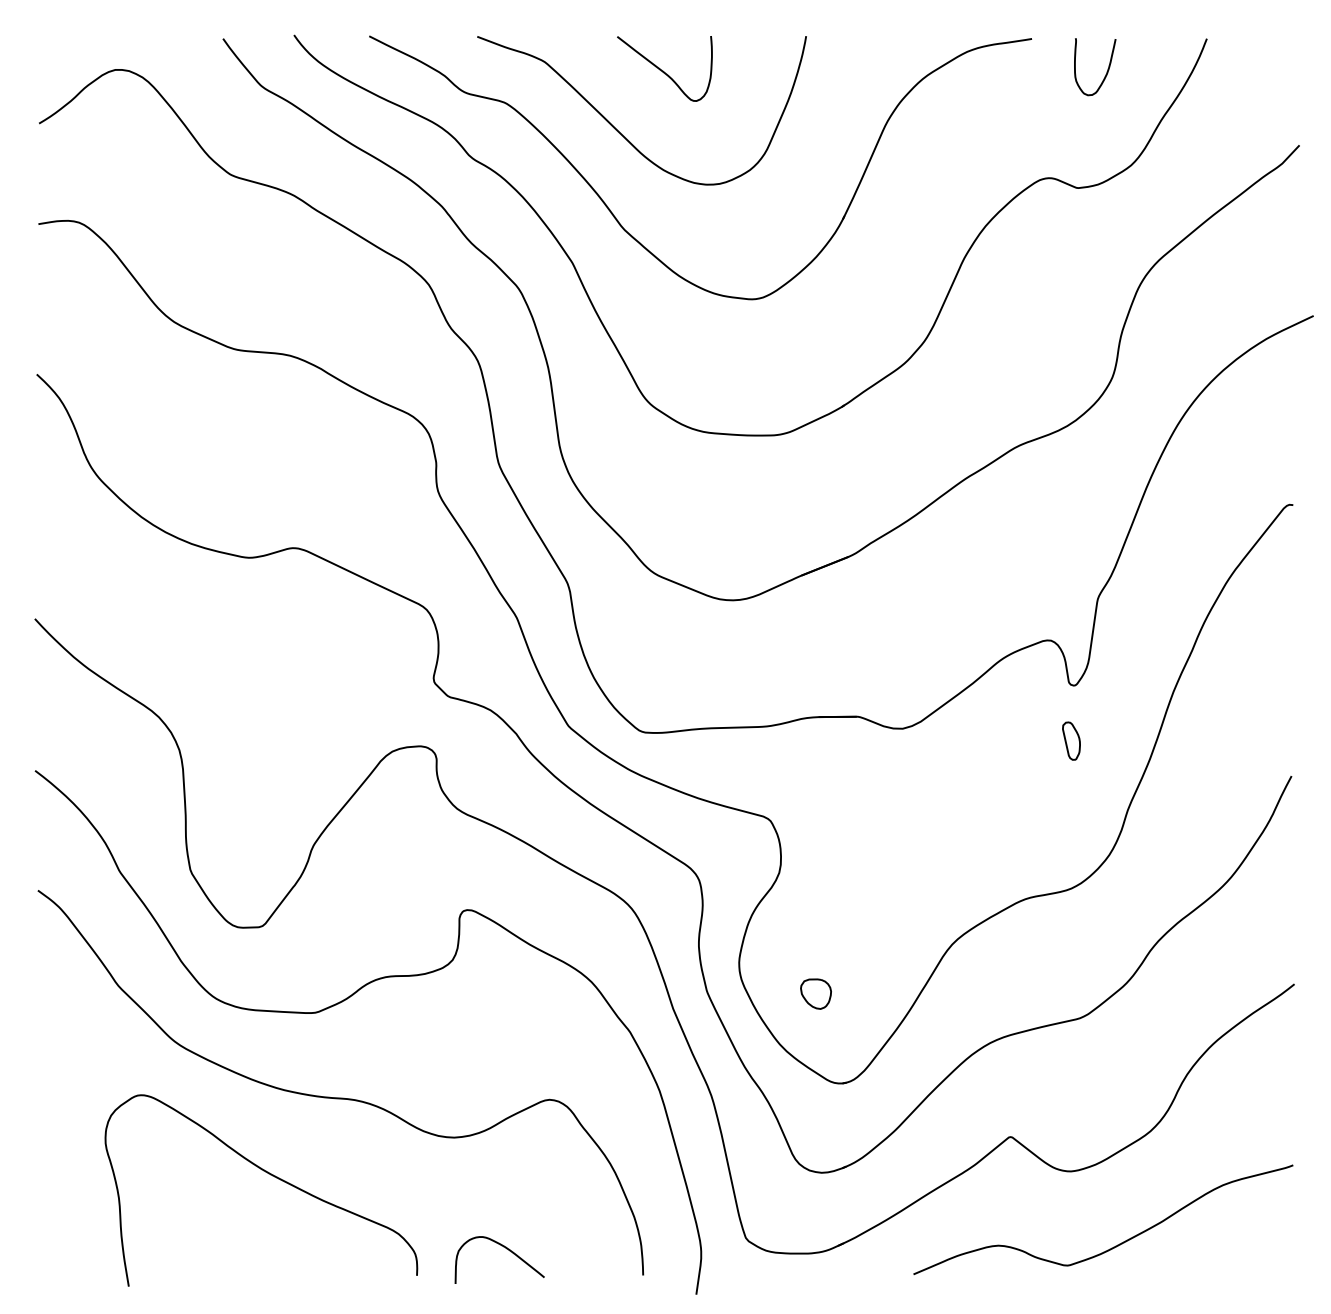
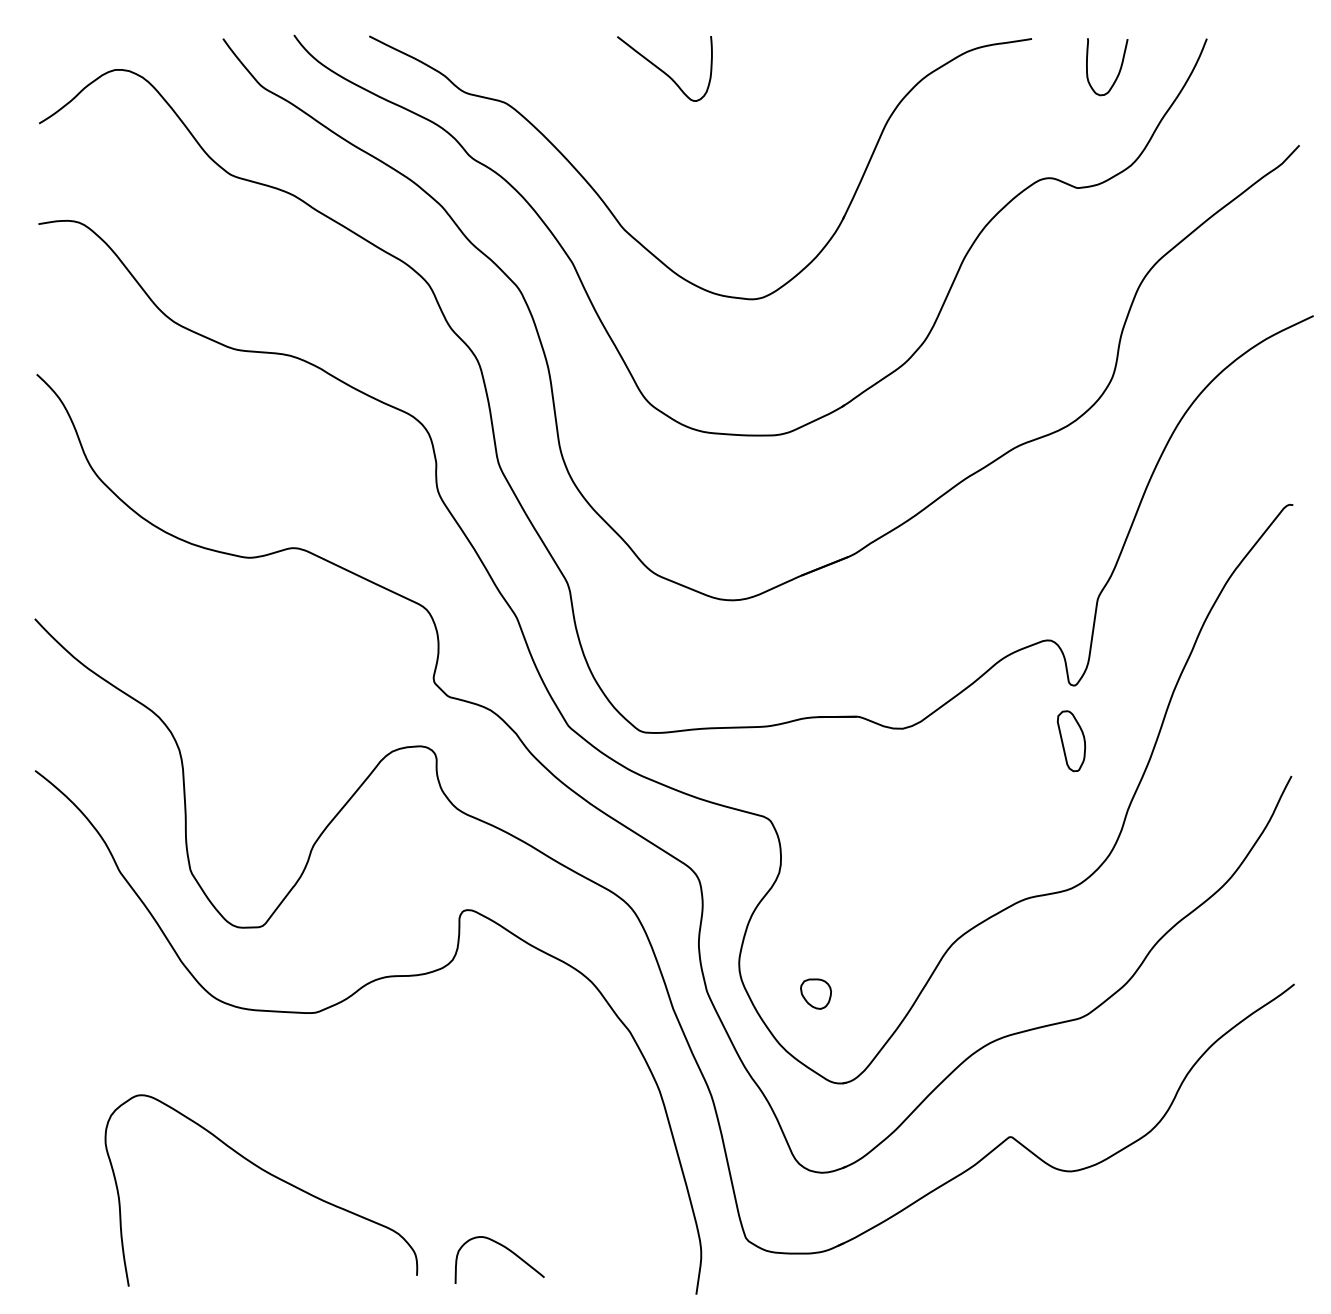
curve position: (1106, 71) -> (1118, 71) (1118, 71)
curve: present -> none (619, 131)
part size: 19x40 px -> 31x63 px (1071, 741)
curve: present -> none (340, 1097)
curve: present -> none (1115, 1245)
